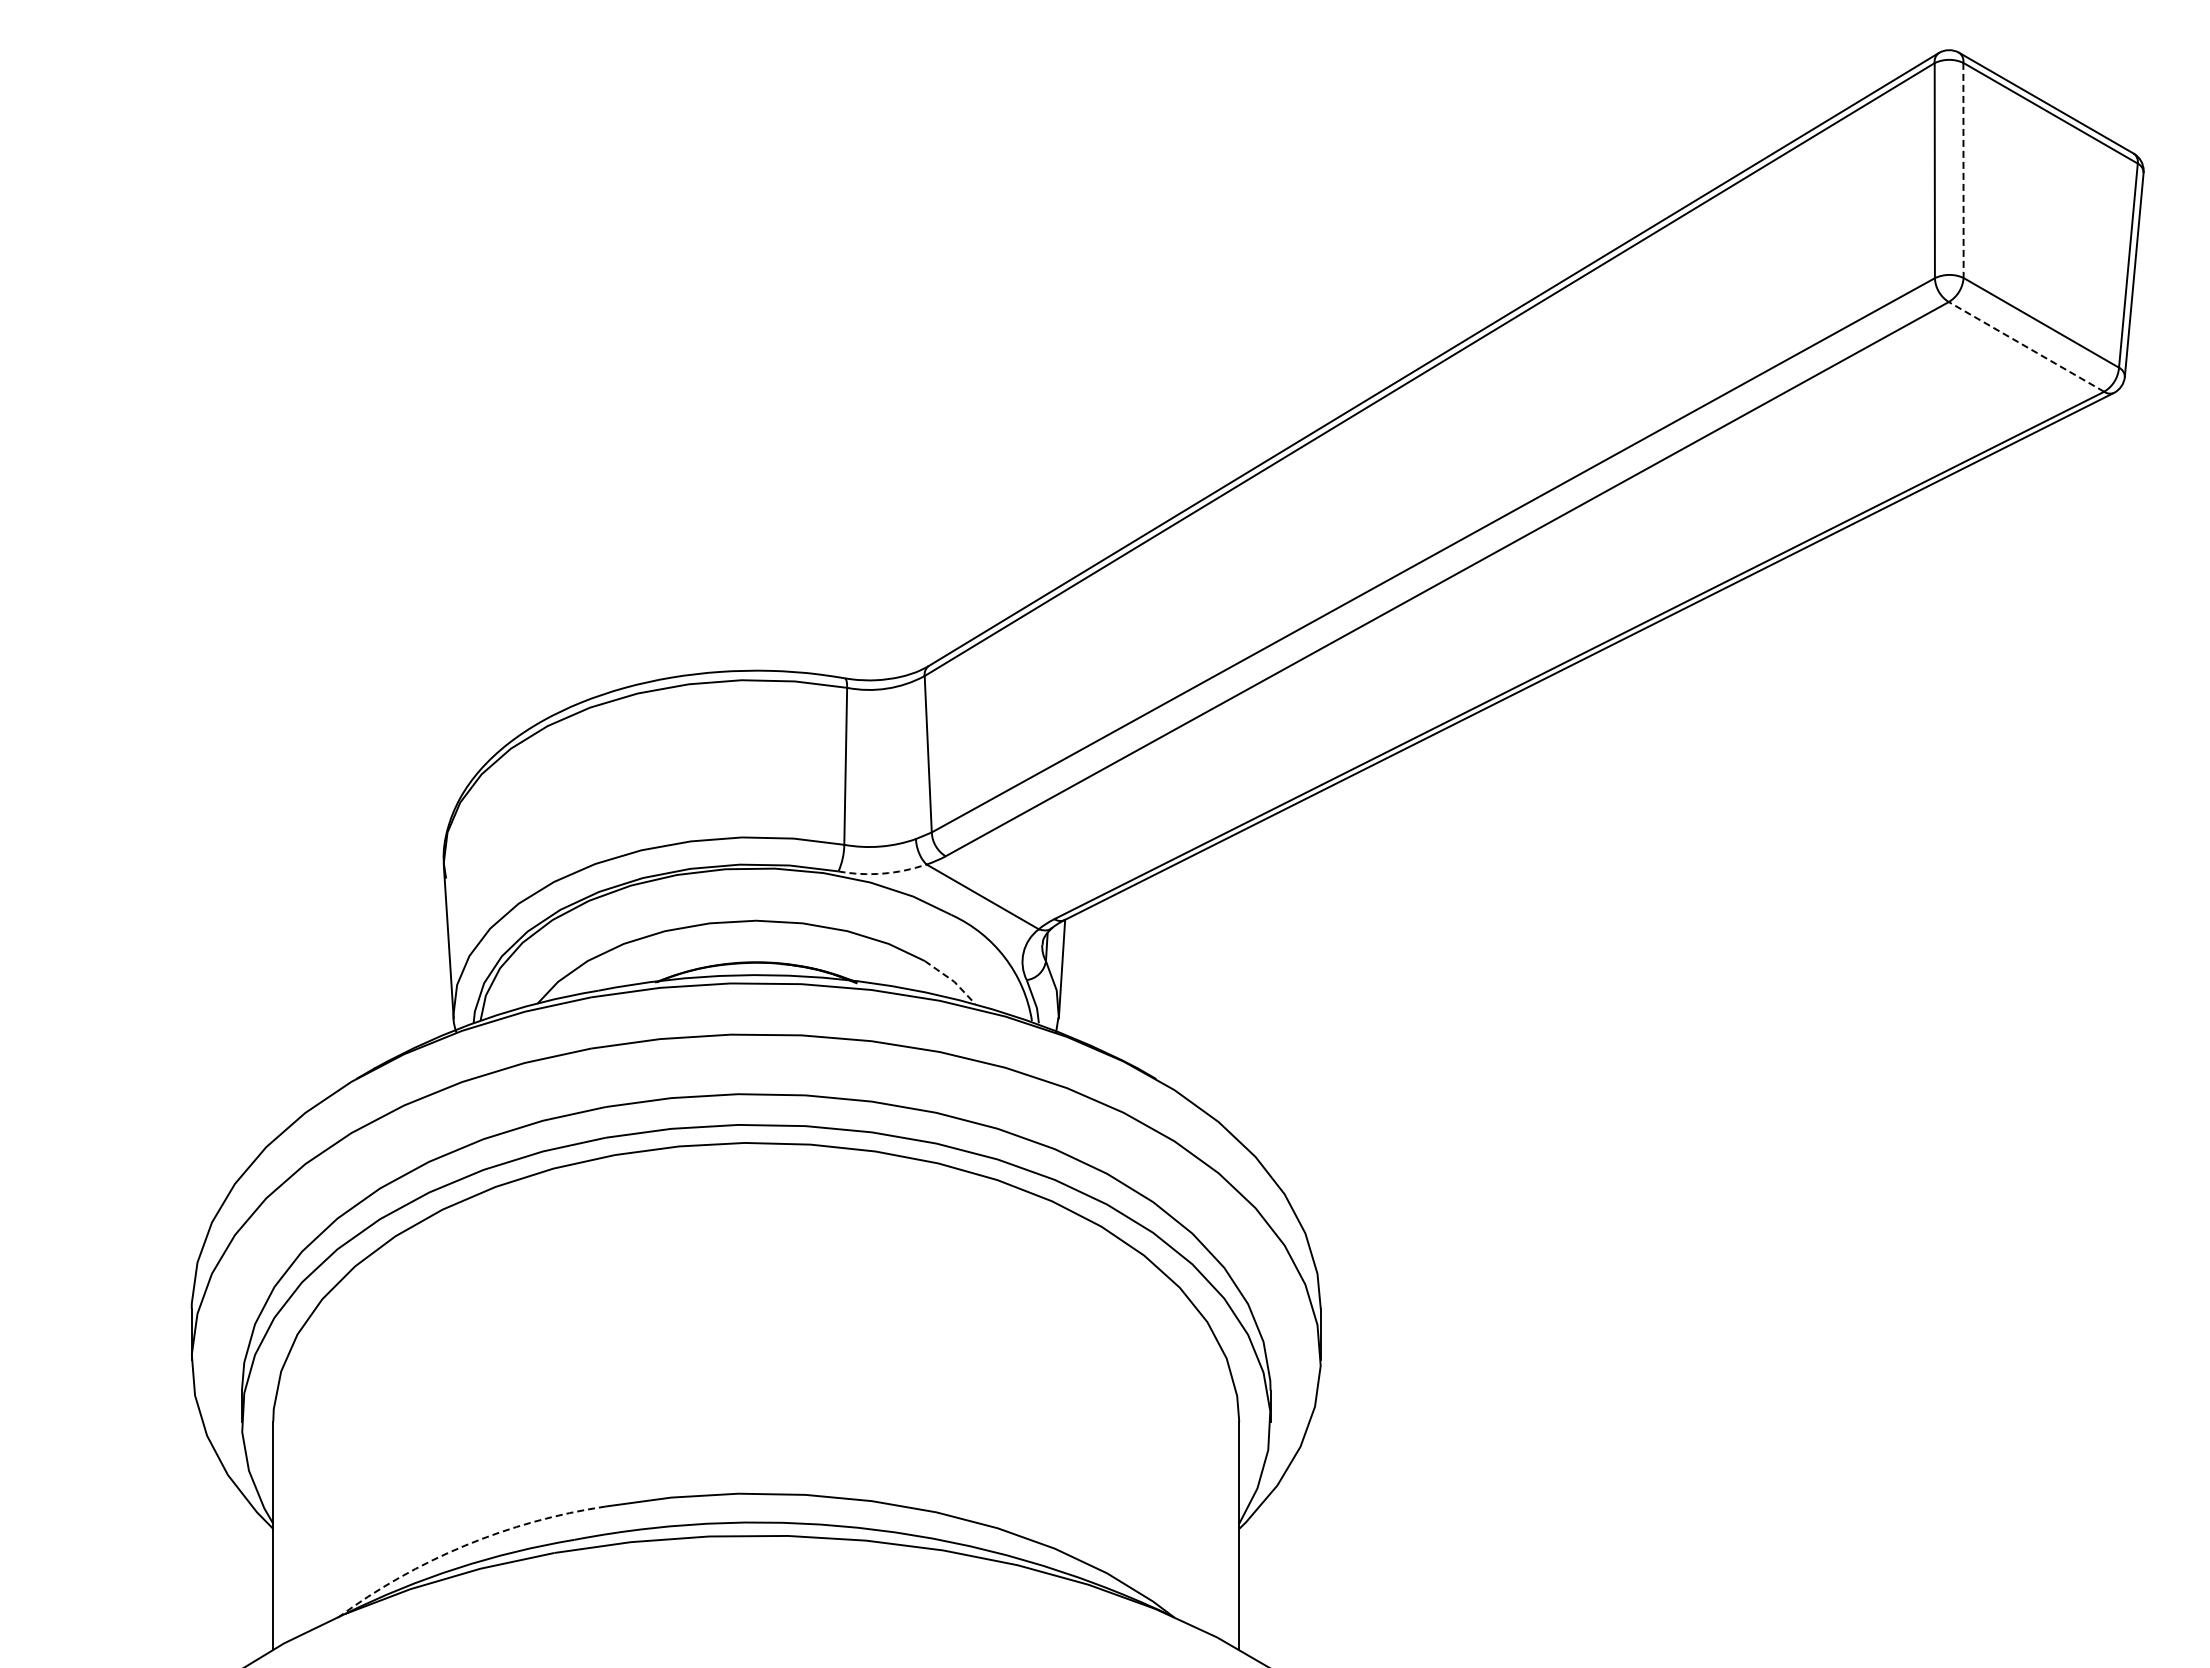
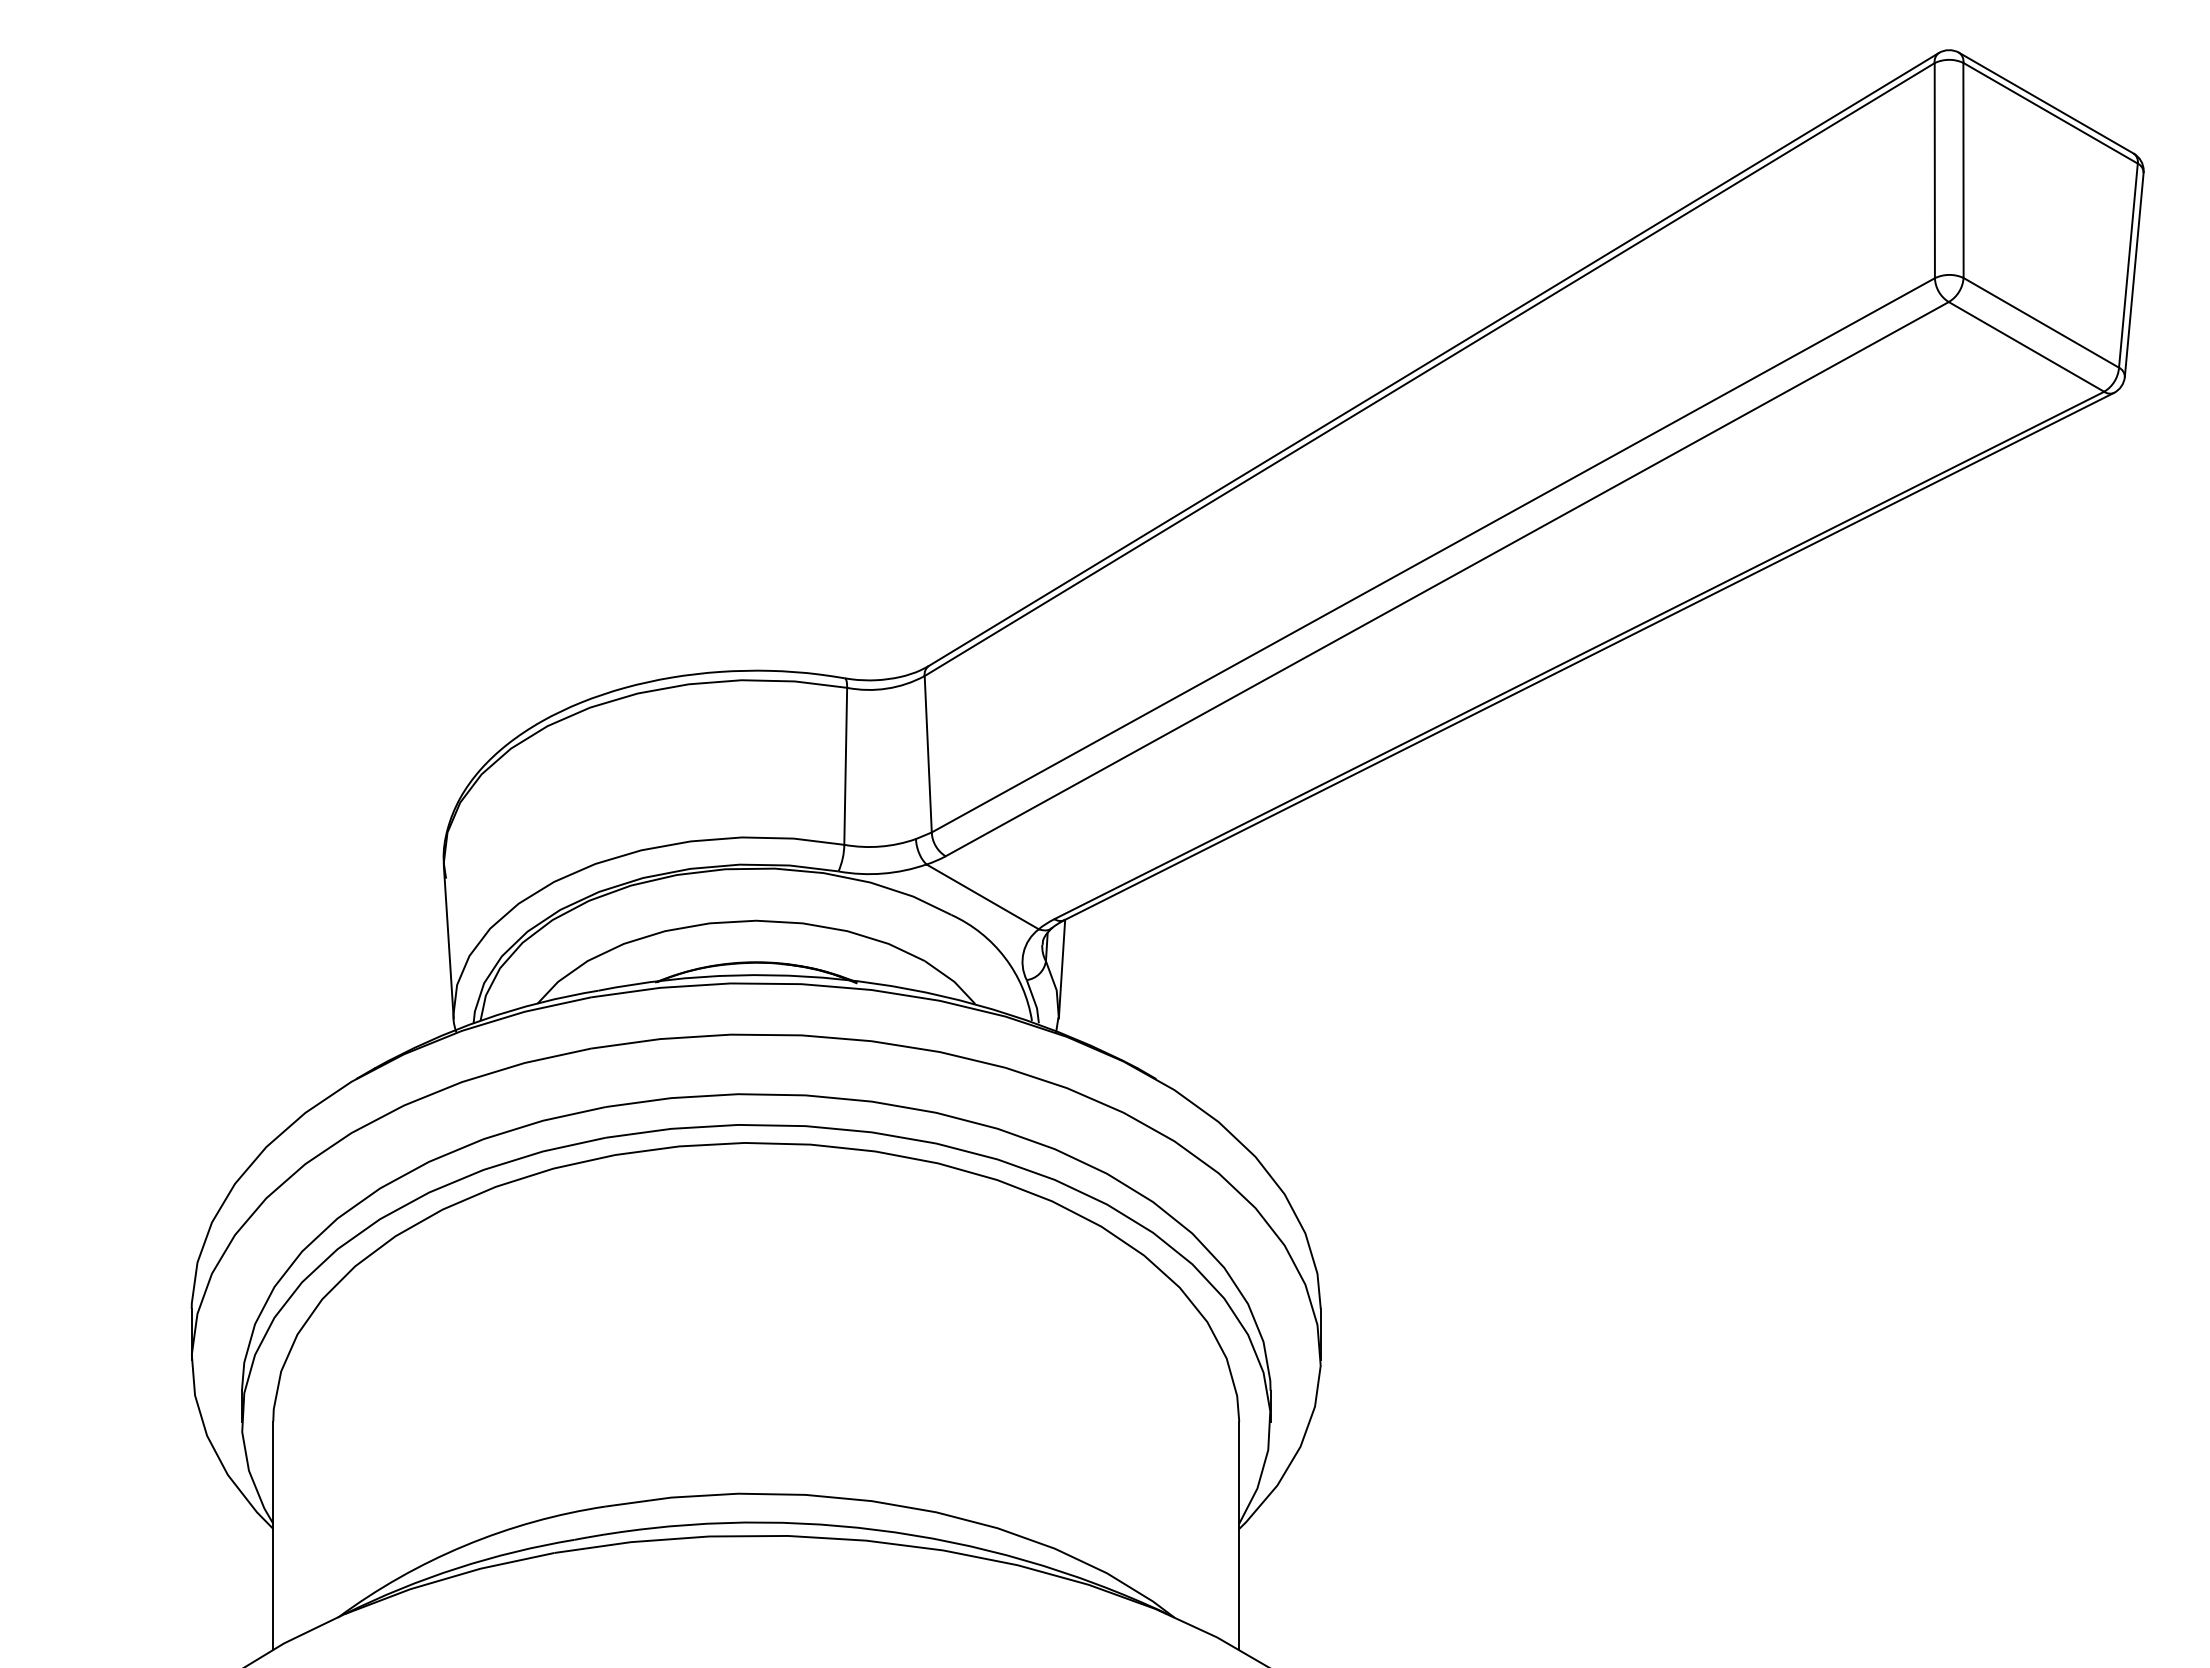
line: dashed -> solid (1963, 170)
line: dashed -> solid (2026, 346)
arc: dashed -> solid (882, 873)
line: dashed -> solid (952, 980)
arc: dashed -> solid (465, 1545)
